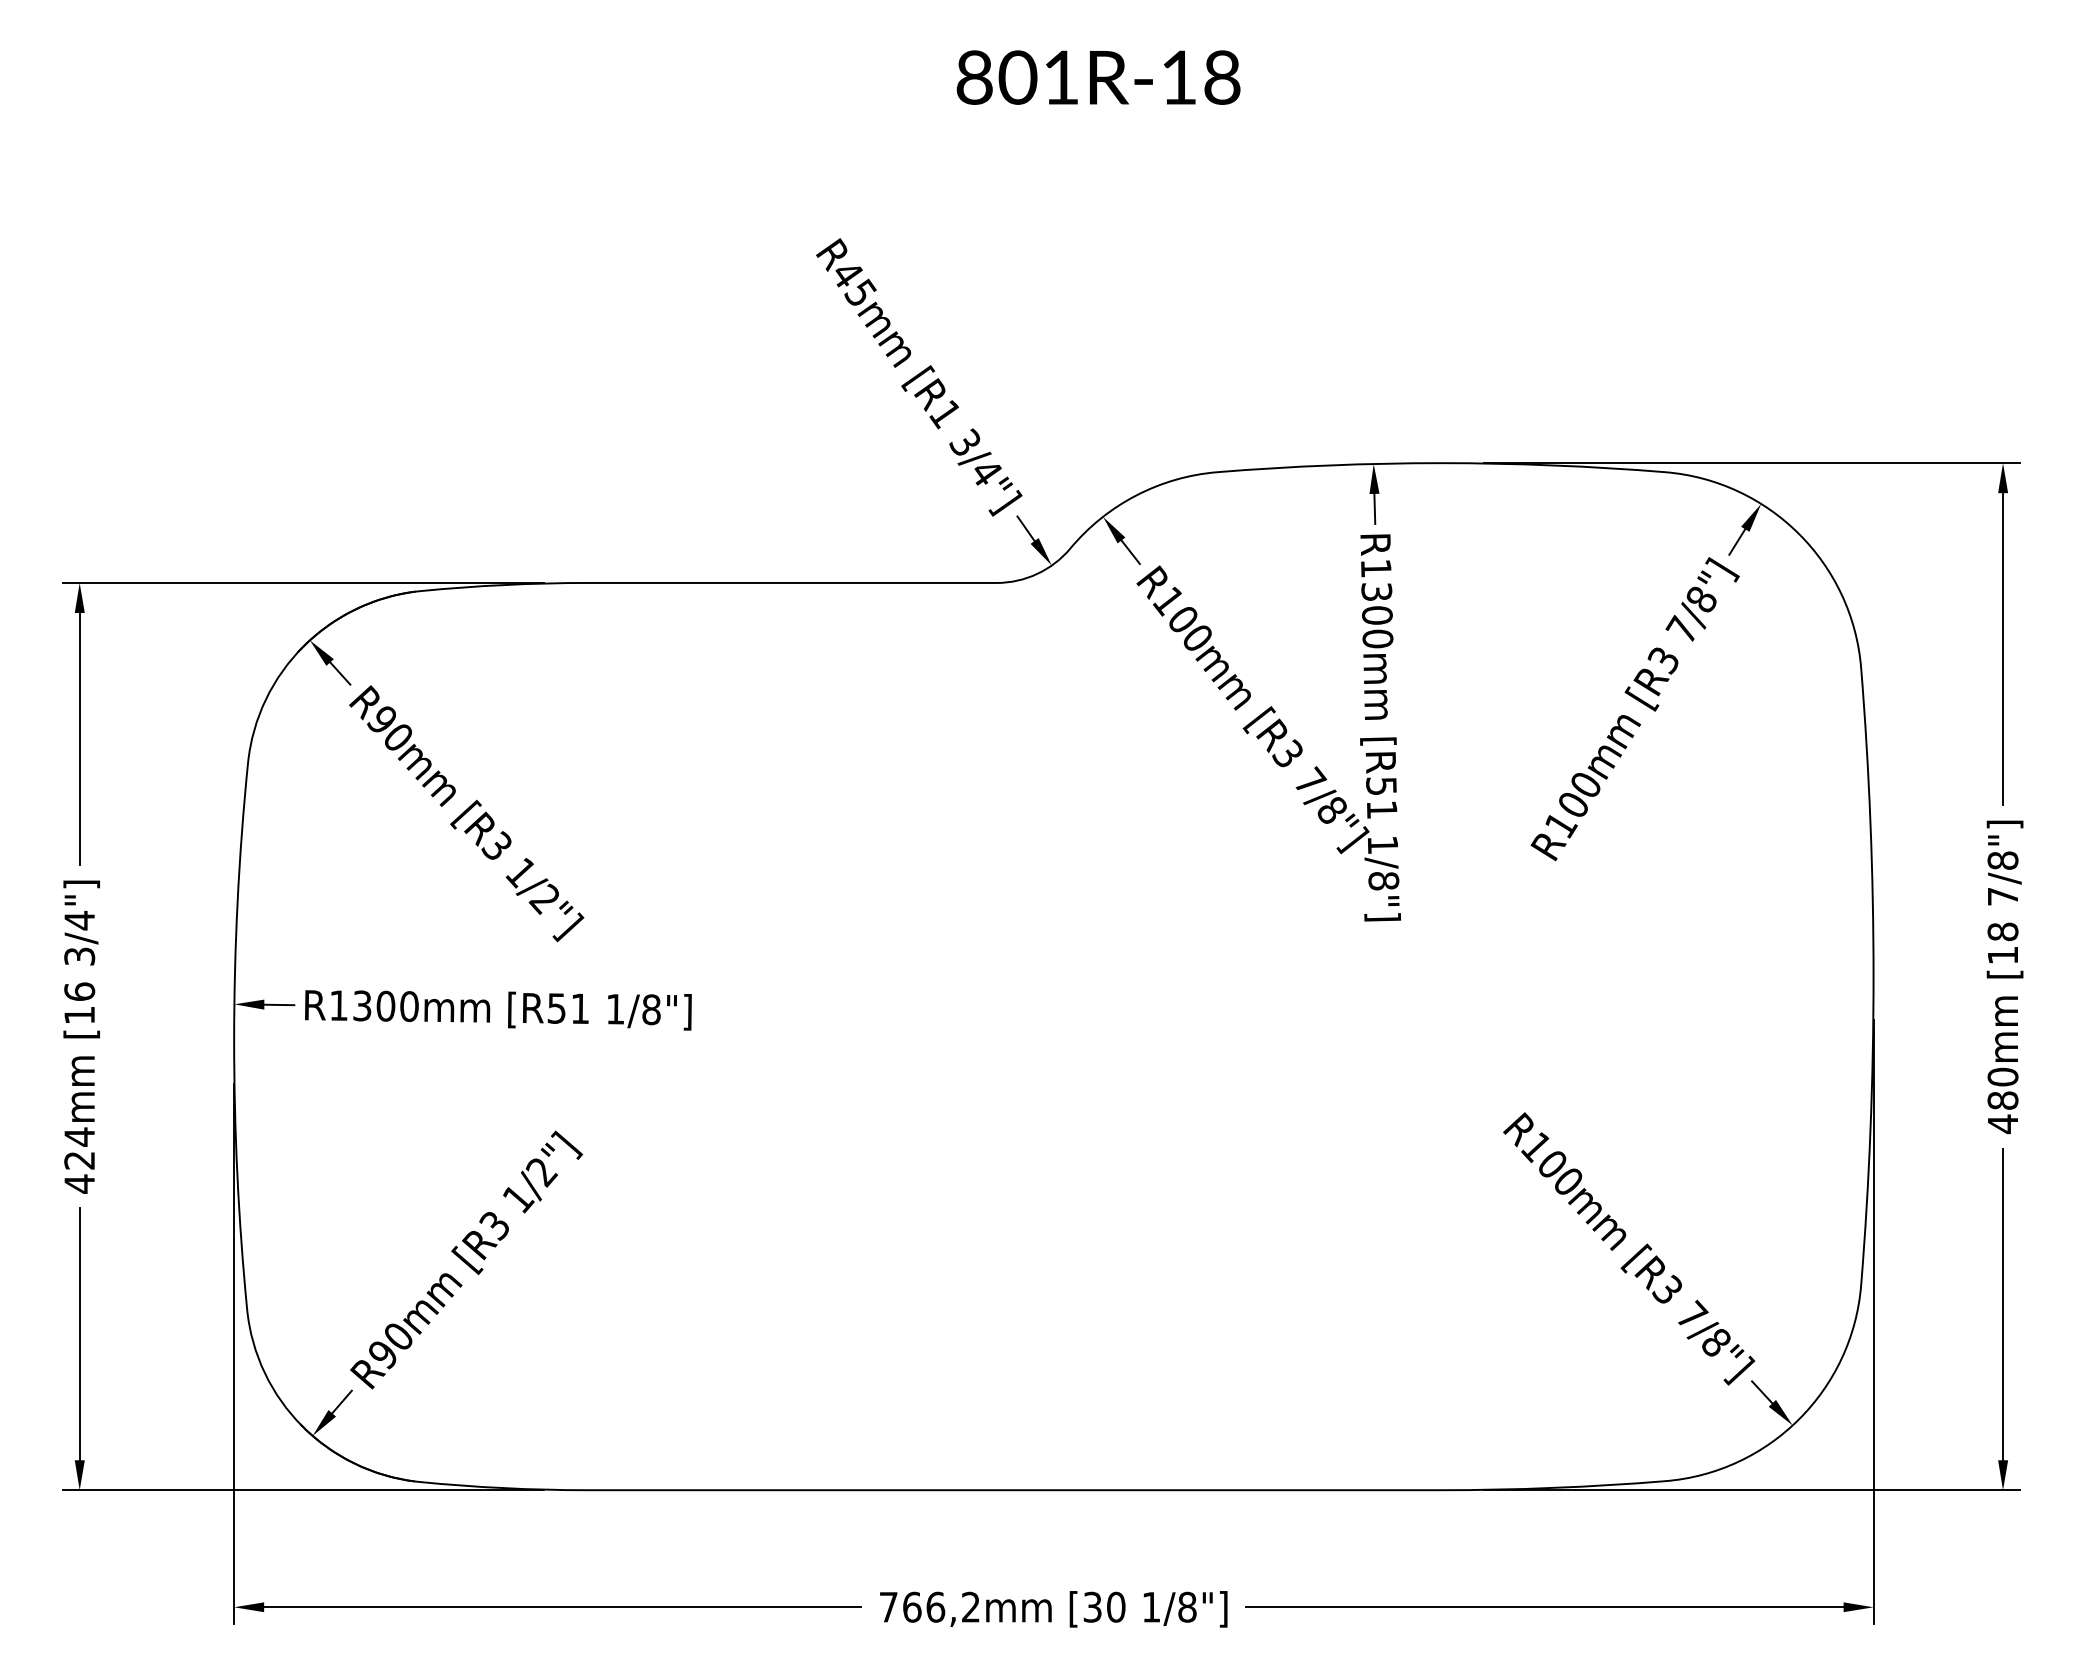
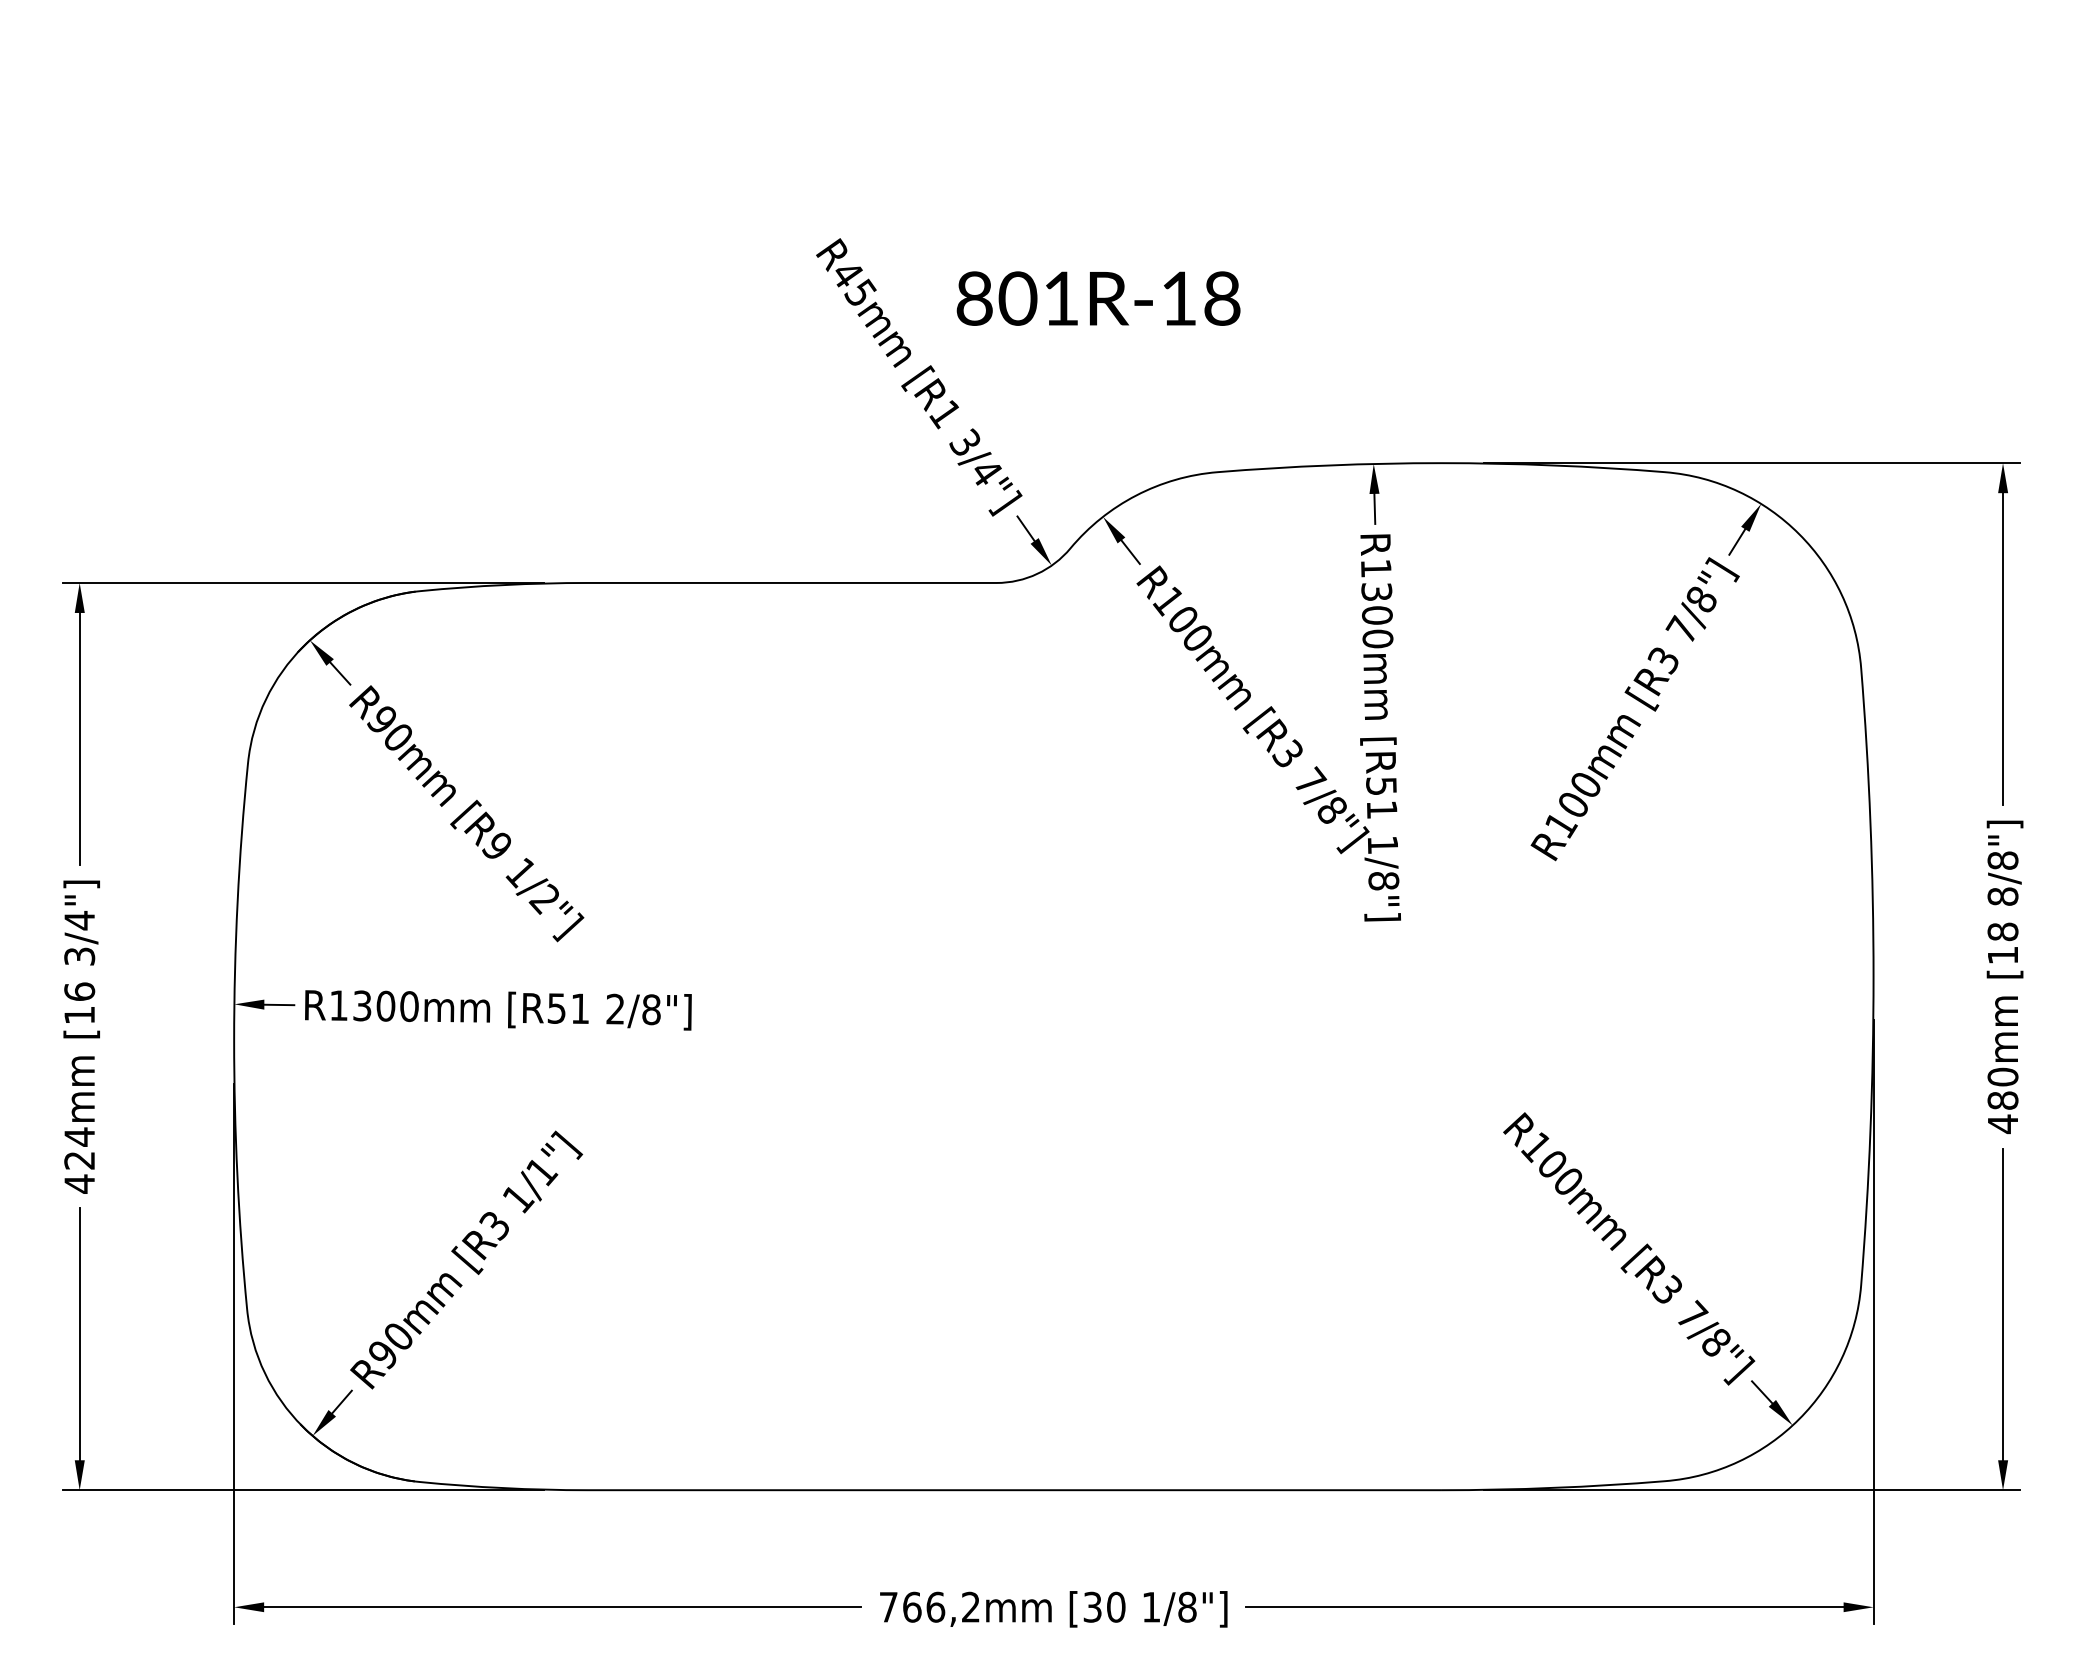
text position: (1098, 77) -> (1098, 298) (1098, 298)
text: [R3 -> [R9 (496, 845)
text: 7/8"] -> 8/8"] (2002, 896)
text: 1/8"] -> 2/8"] (614, 1008)
text: 1/2"] -> 1/1"] (542, 1172)
